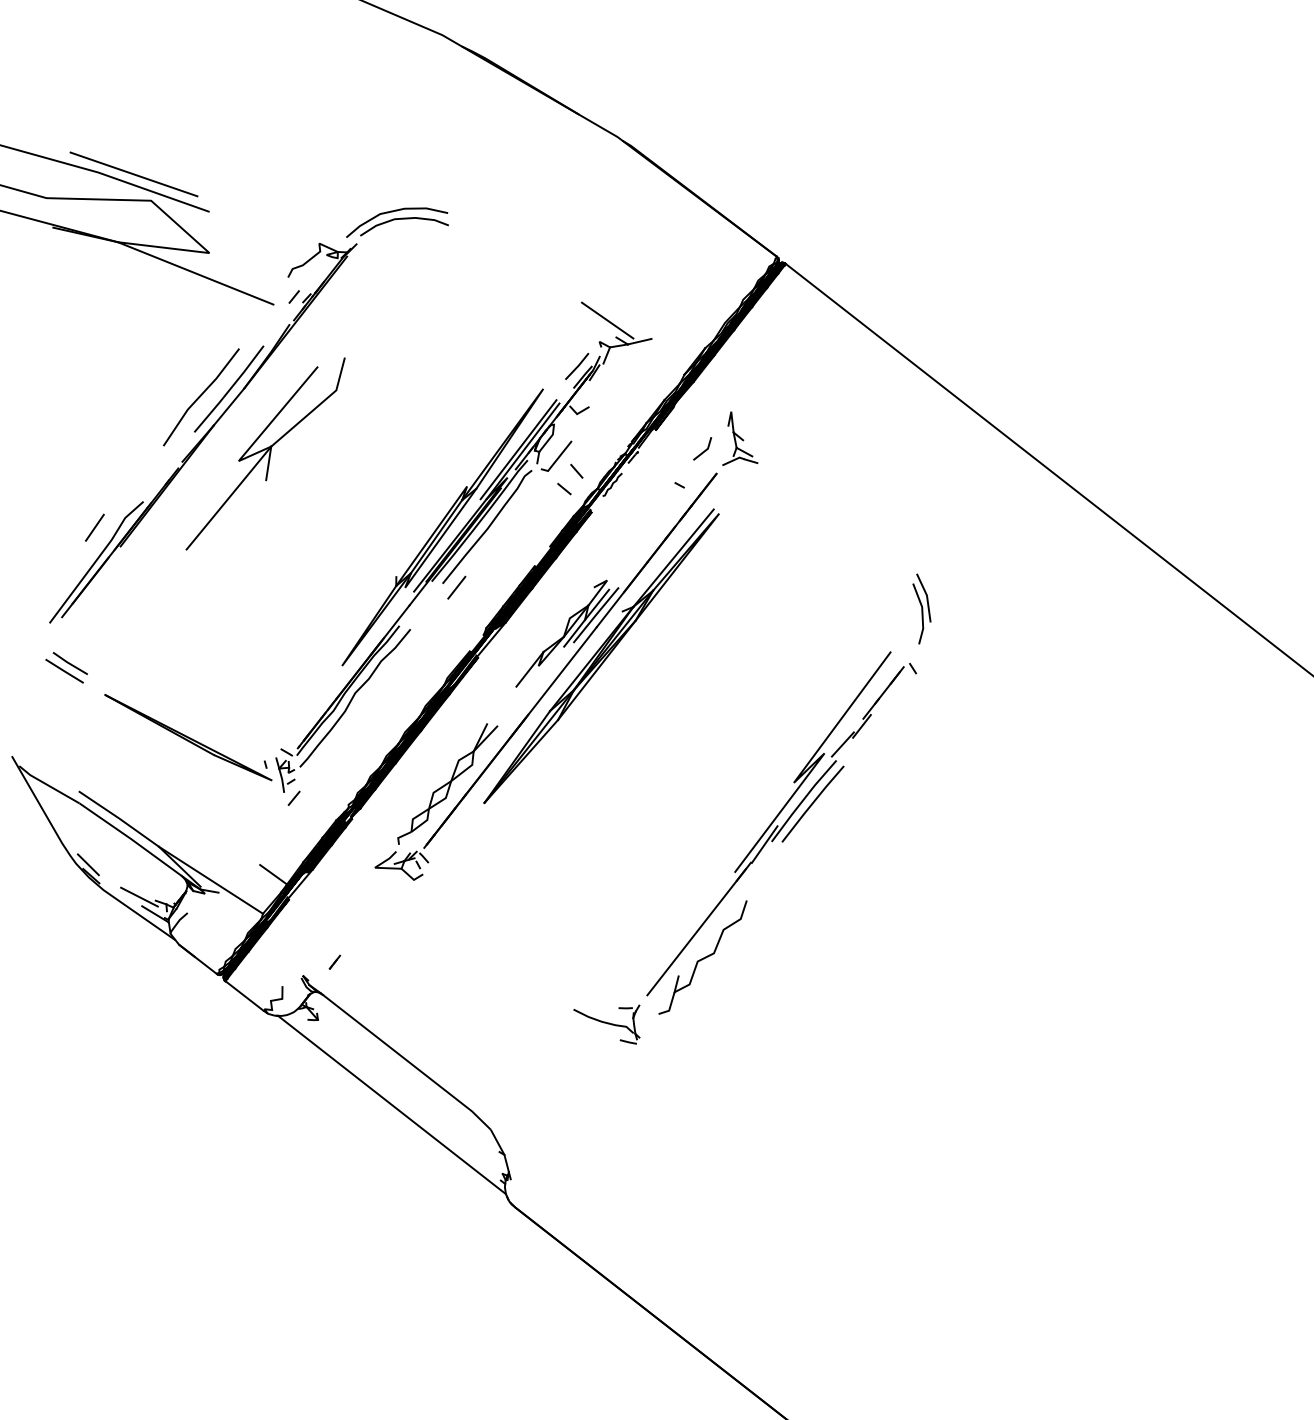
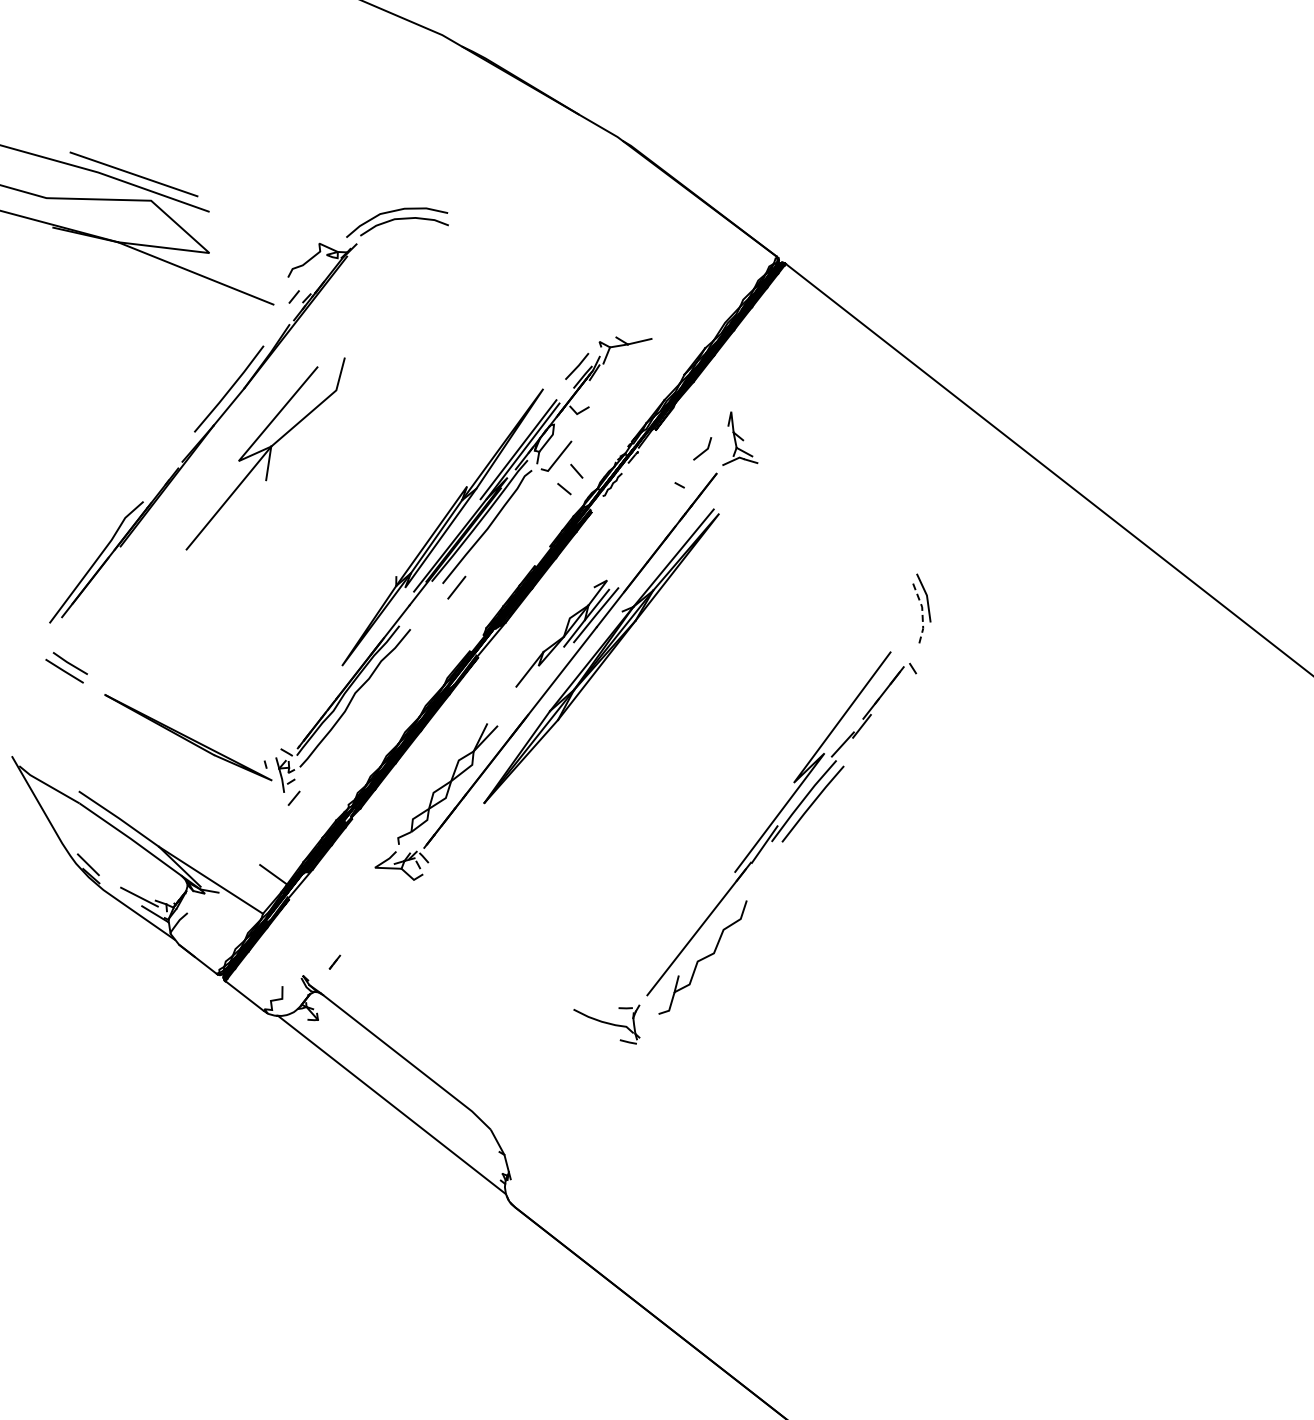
line: present -> none (607, 320)
line: present -> none (201, 396)
line: present -> none (94, 527)
line: solid -> dashed (922, 613)
